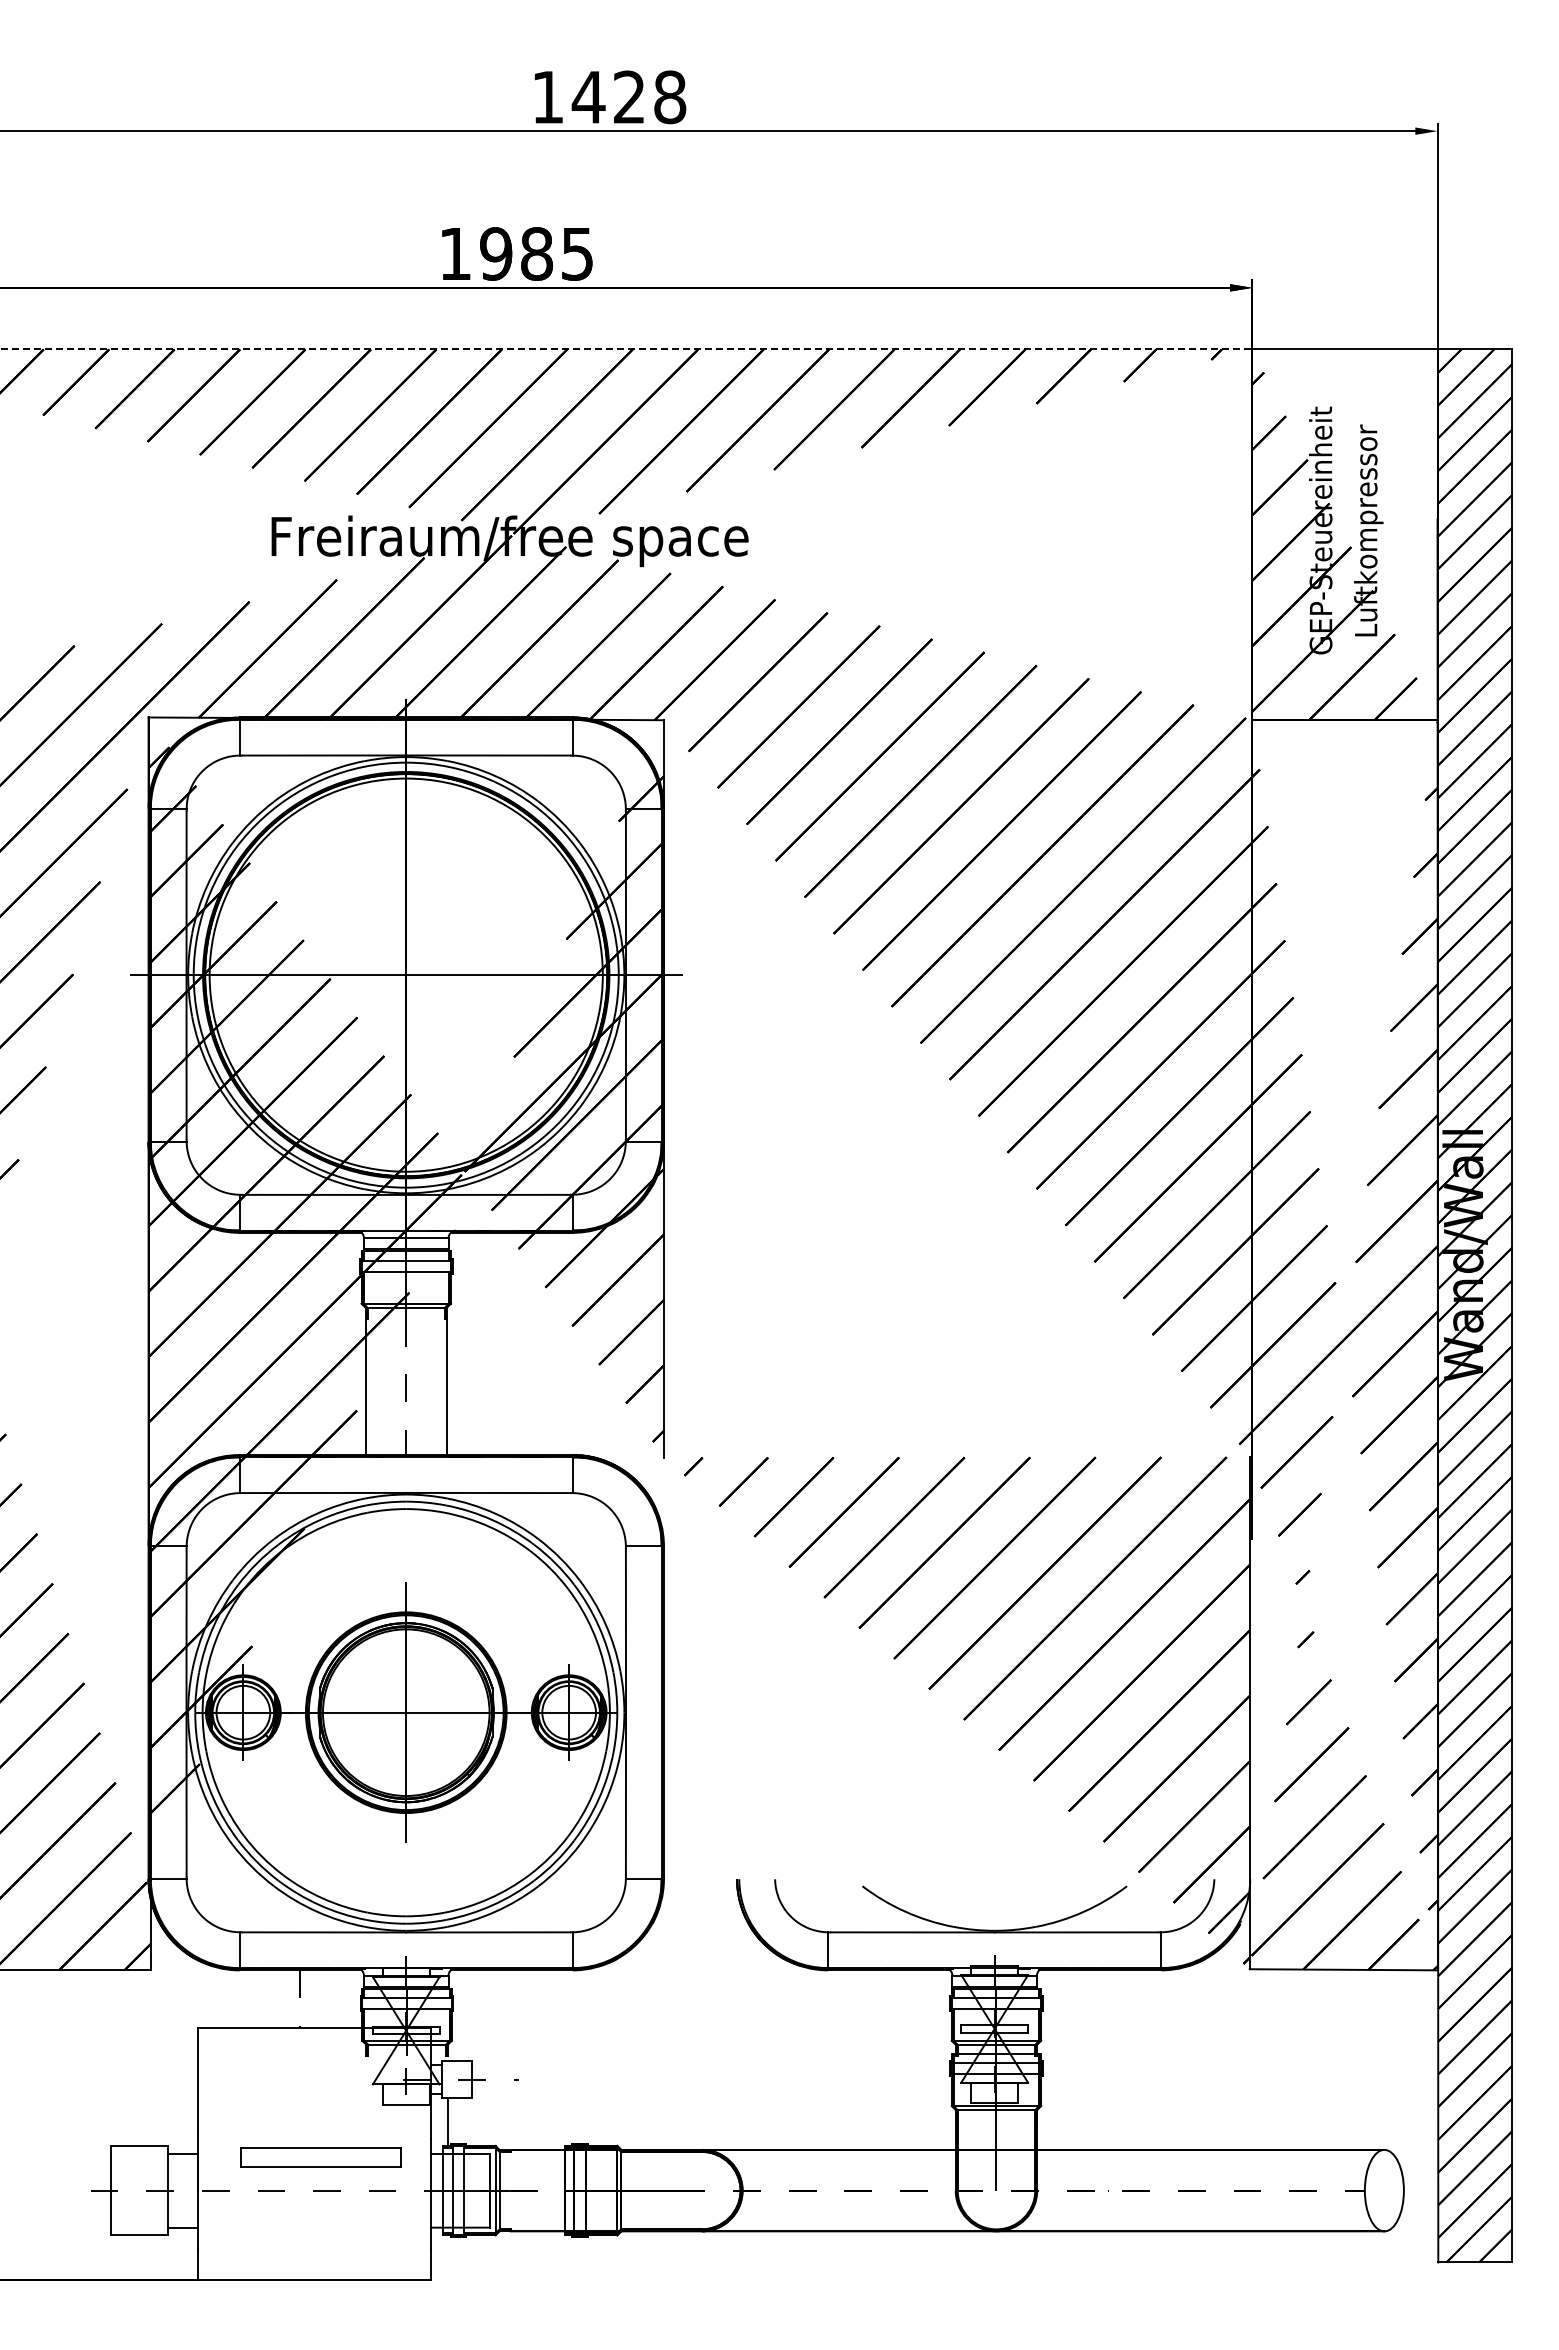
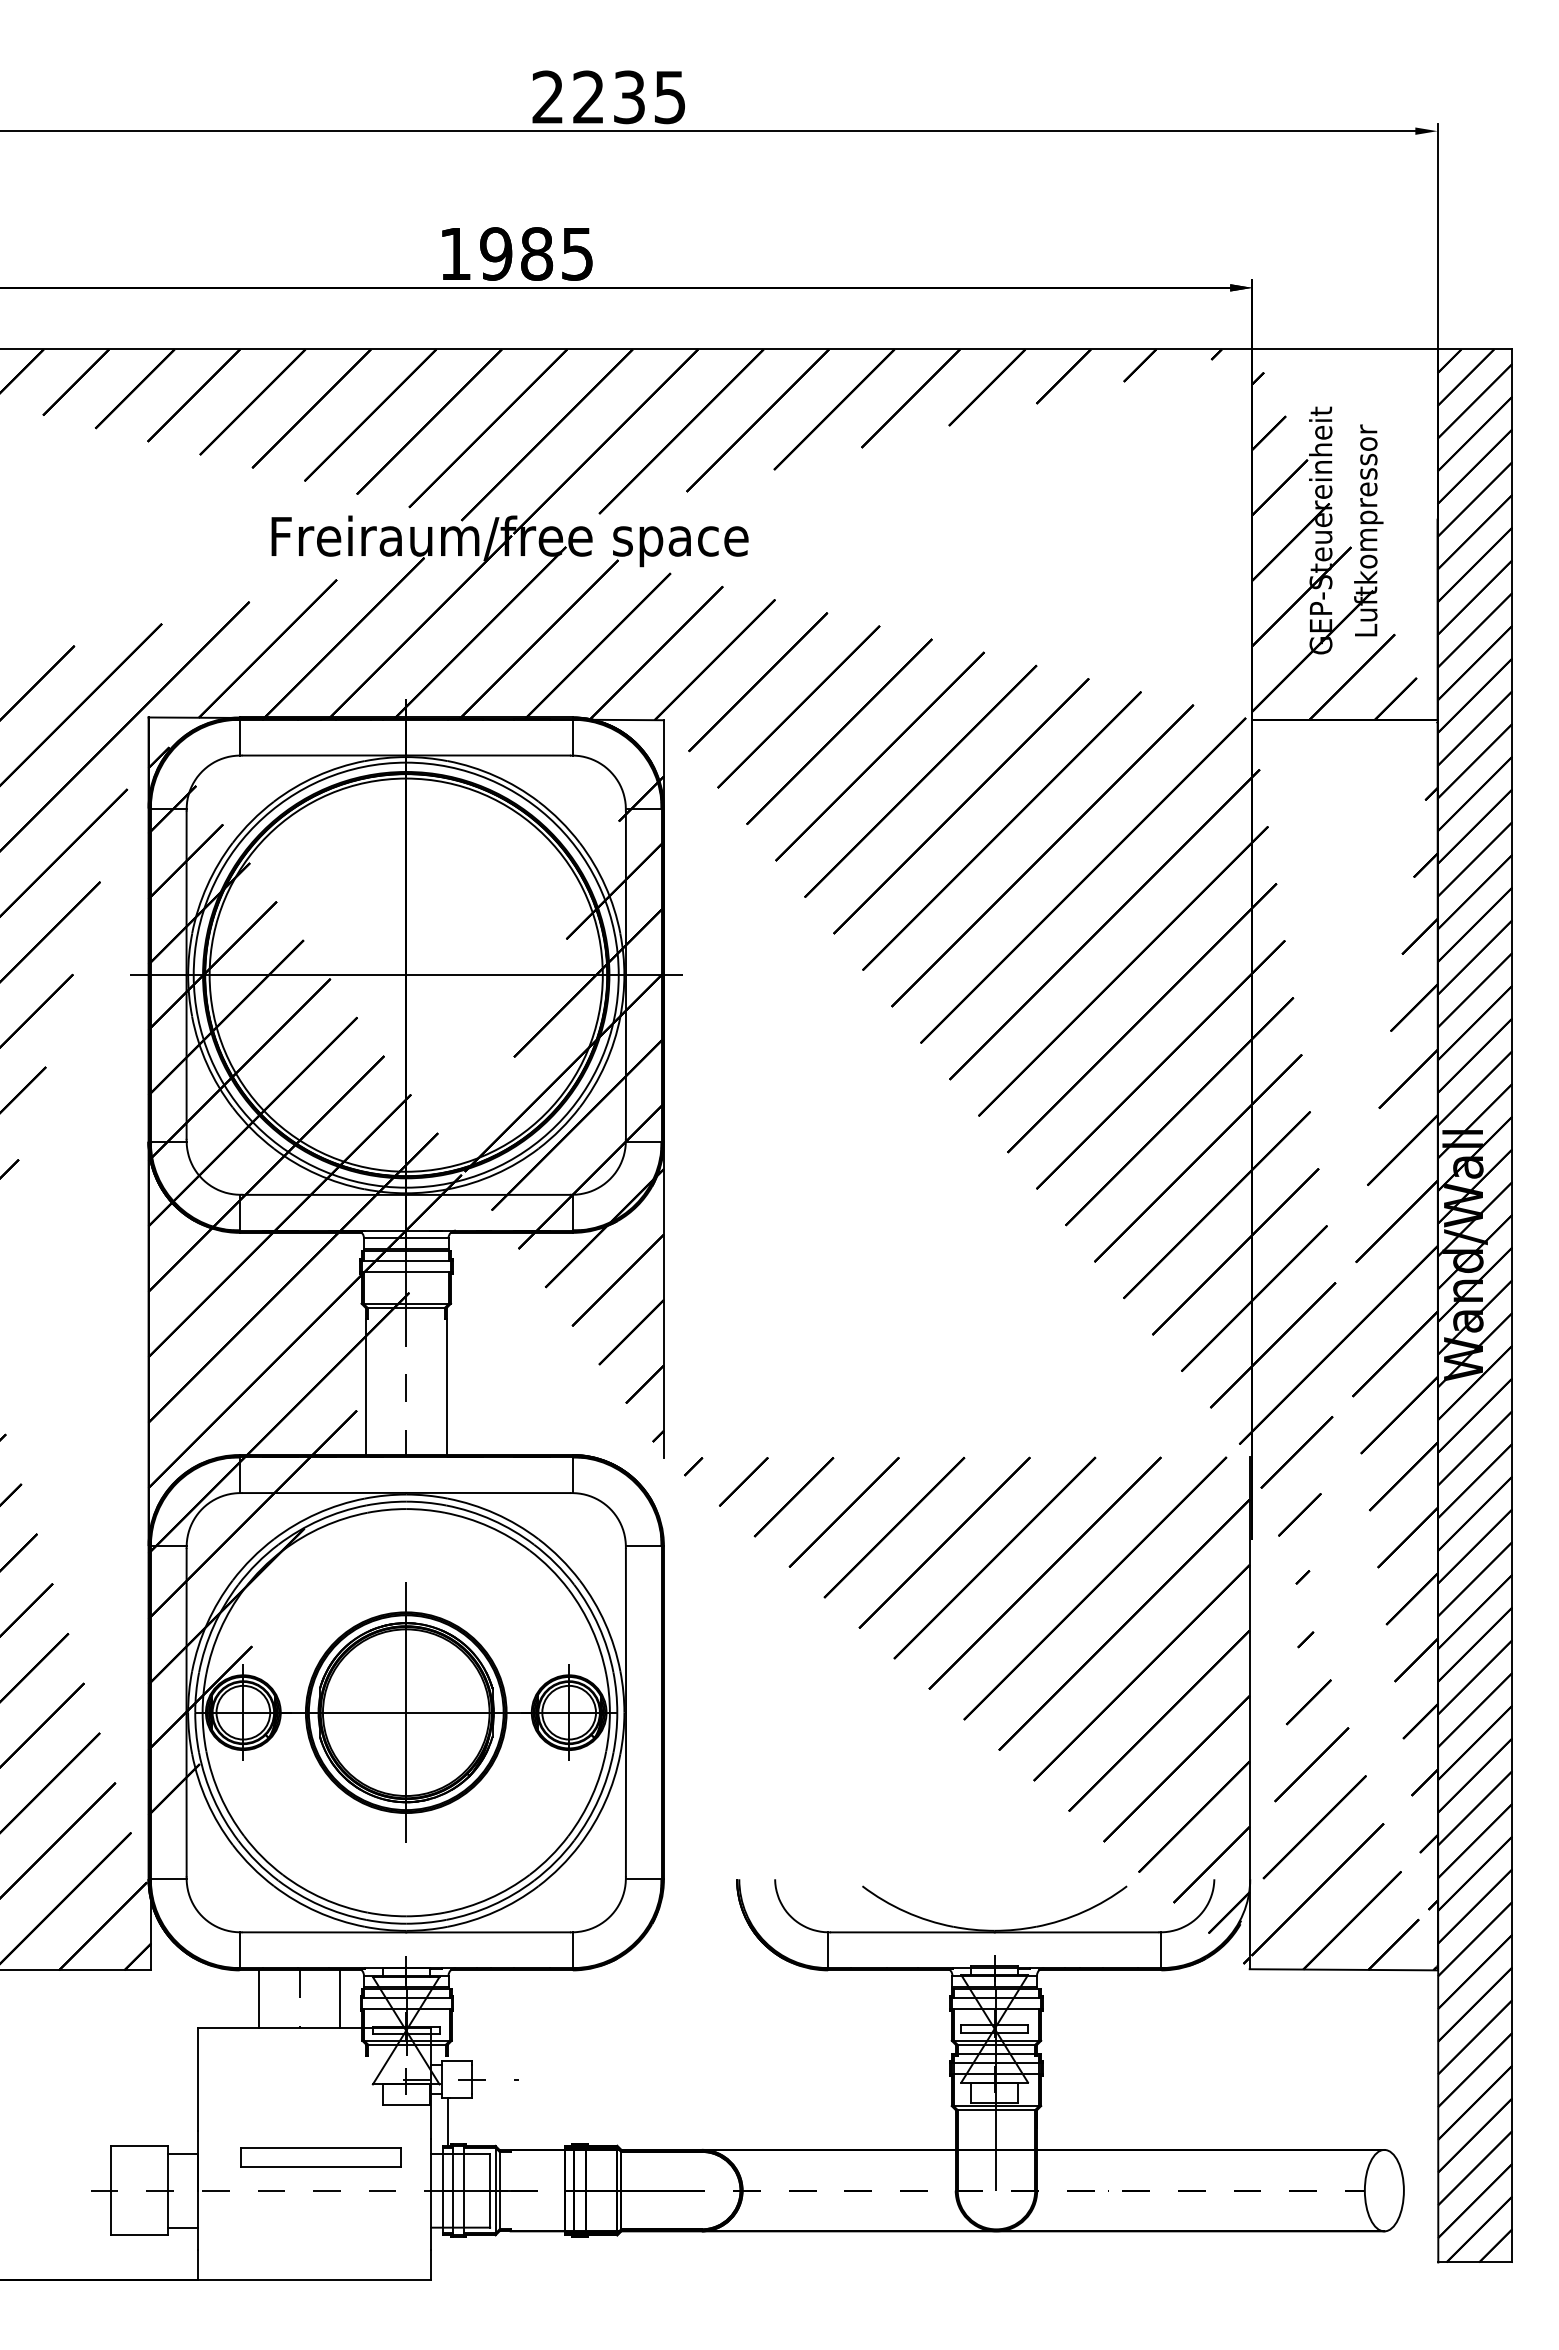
text: 1428 -> 2235 (609, 97)
line: dashed -> solid (626, 349)
line: none -> present (258, 1998)
line: none -> present (340, 1998)
